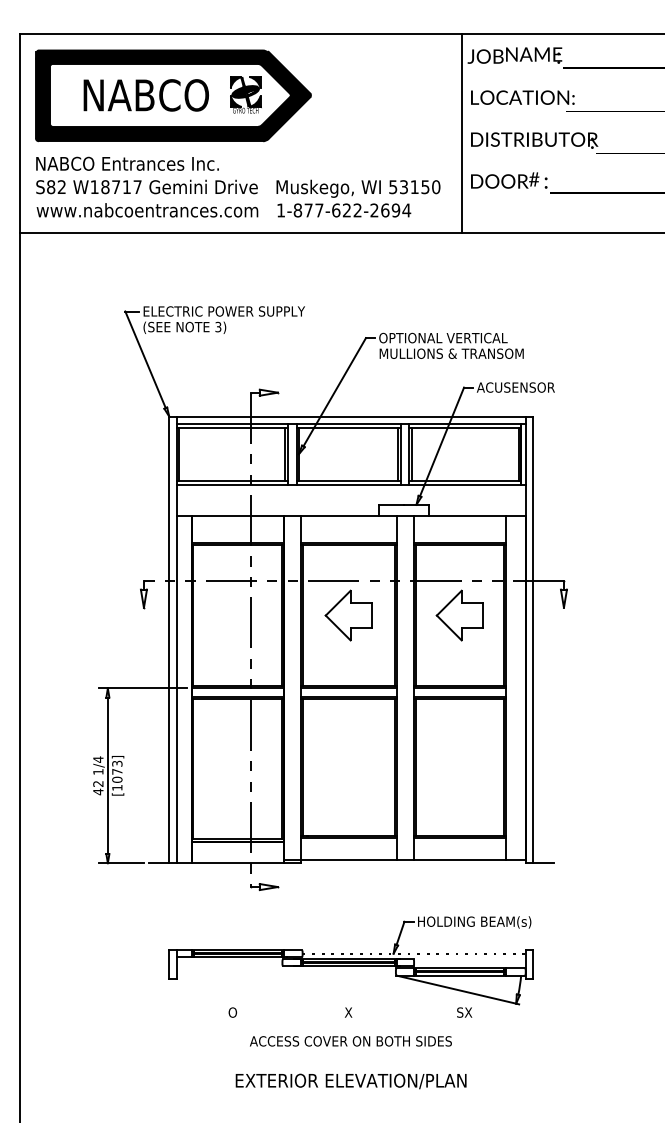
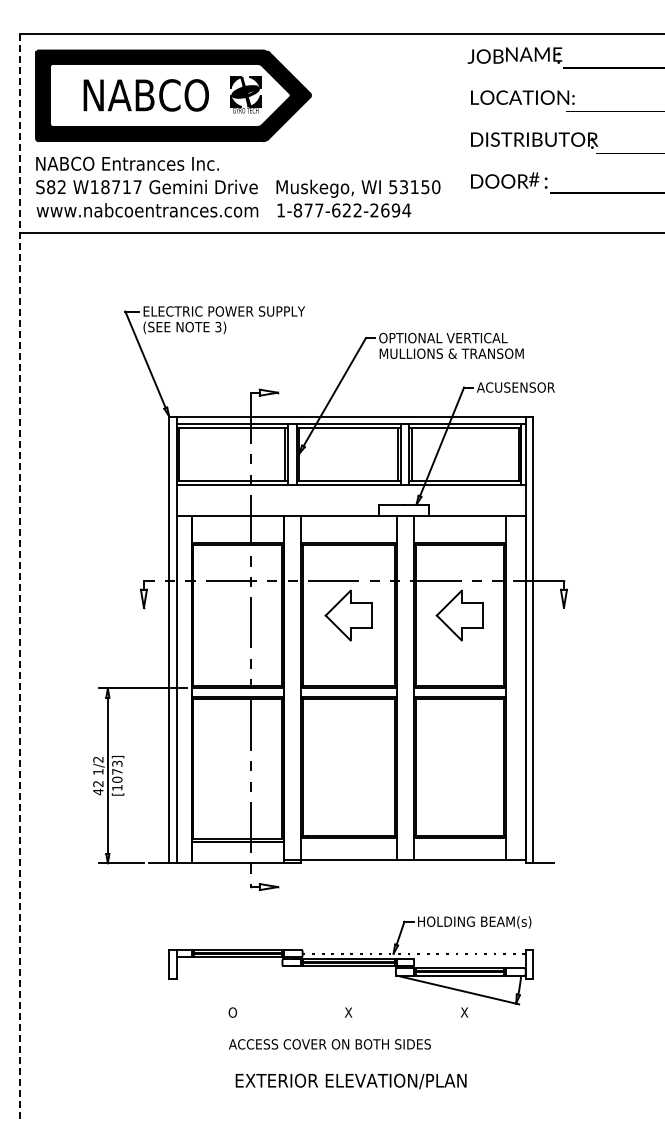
line: present -> none (462, 133)
line: solid -> dashed (20, 578)
text: 1/4 -> 1/2 (98, 759)
text: SX -> X (464, 1012)
text position: (350, 1041) -> (329, 1044) (329, 1044)
